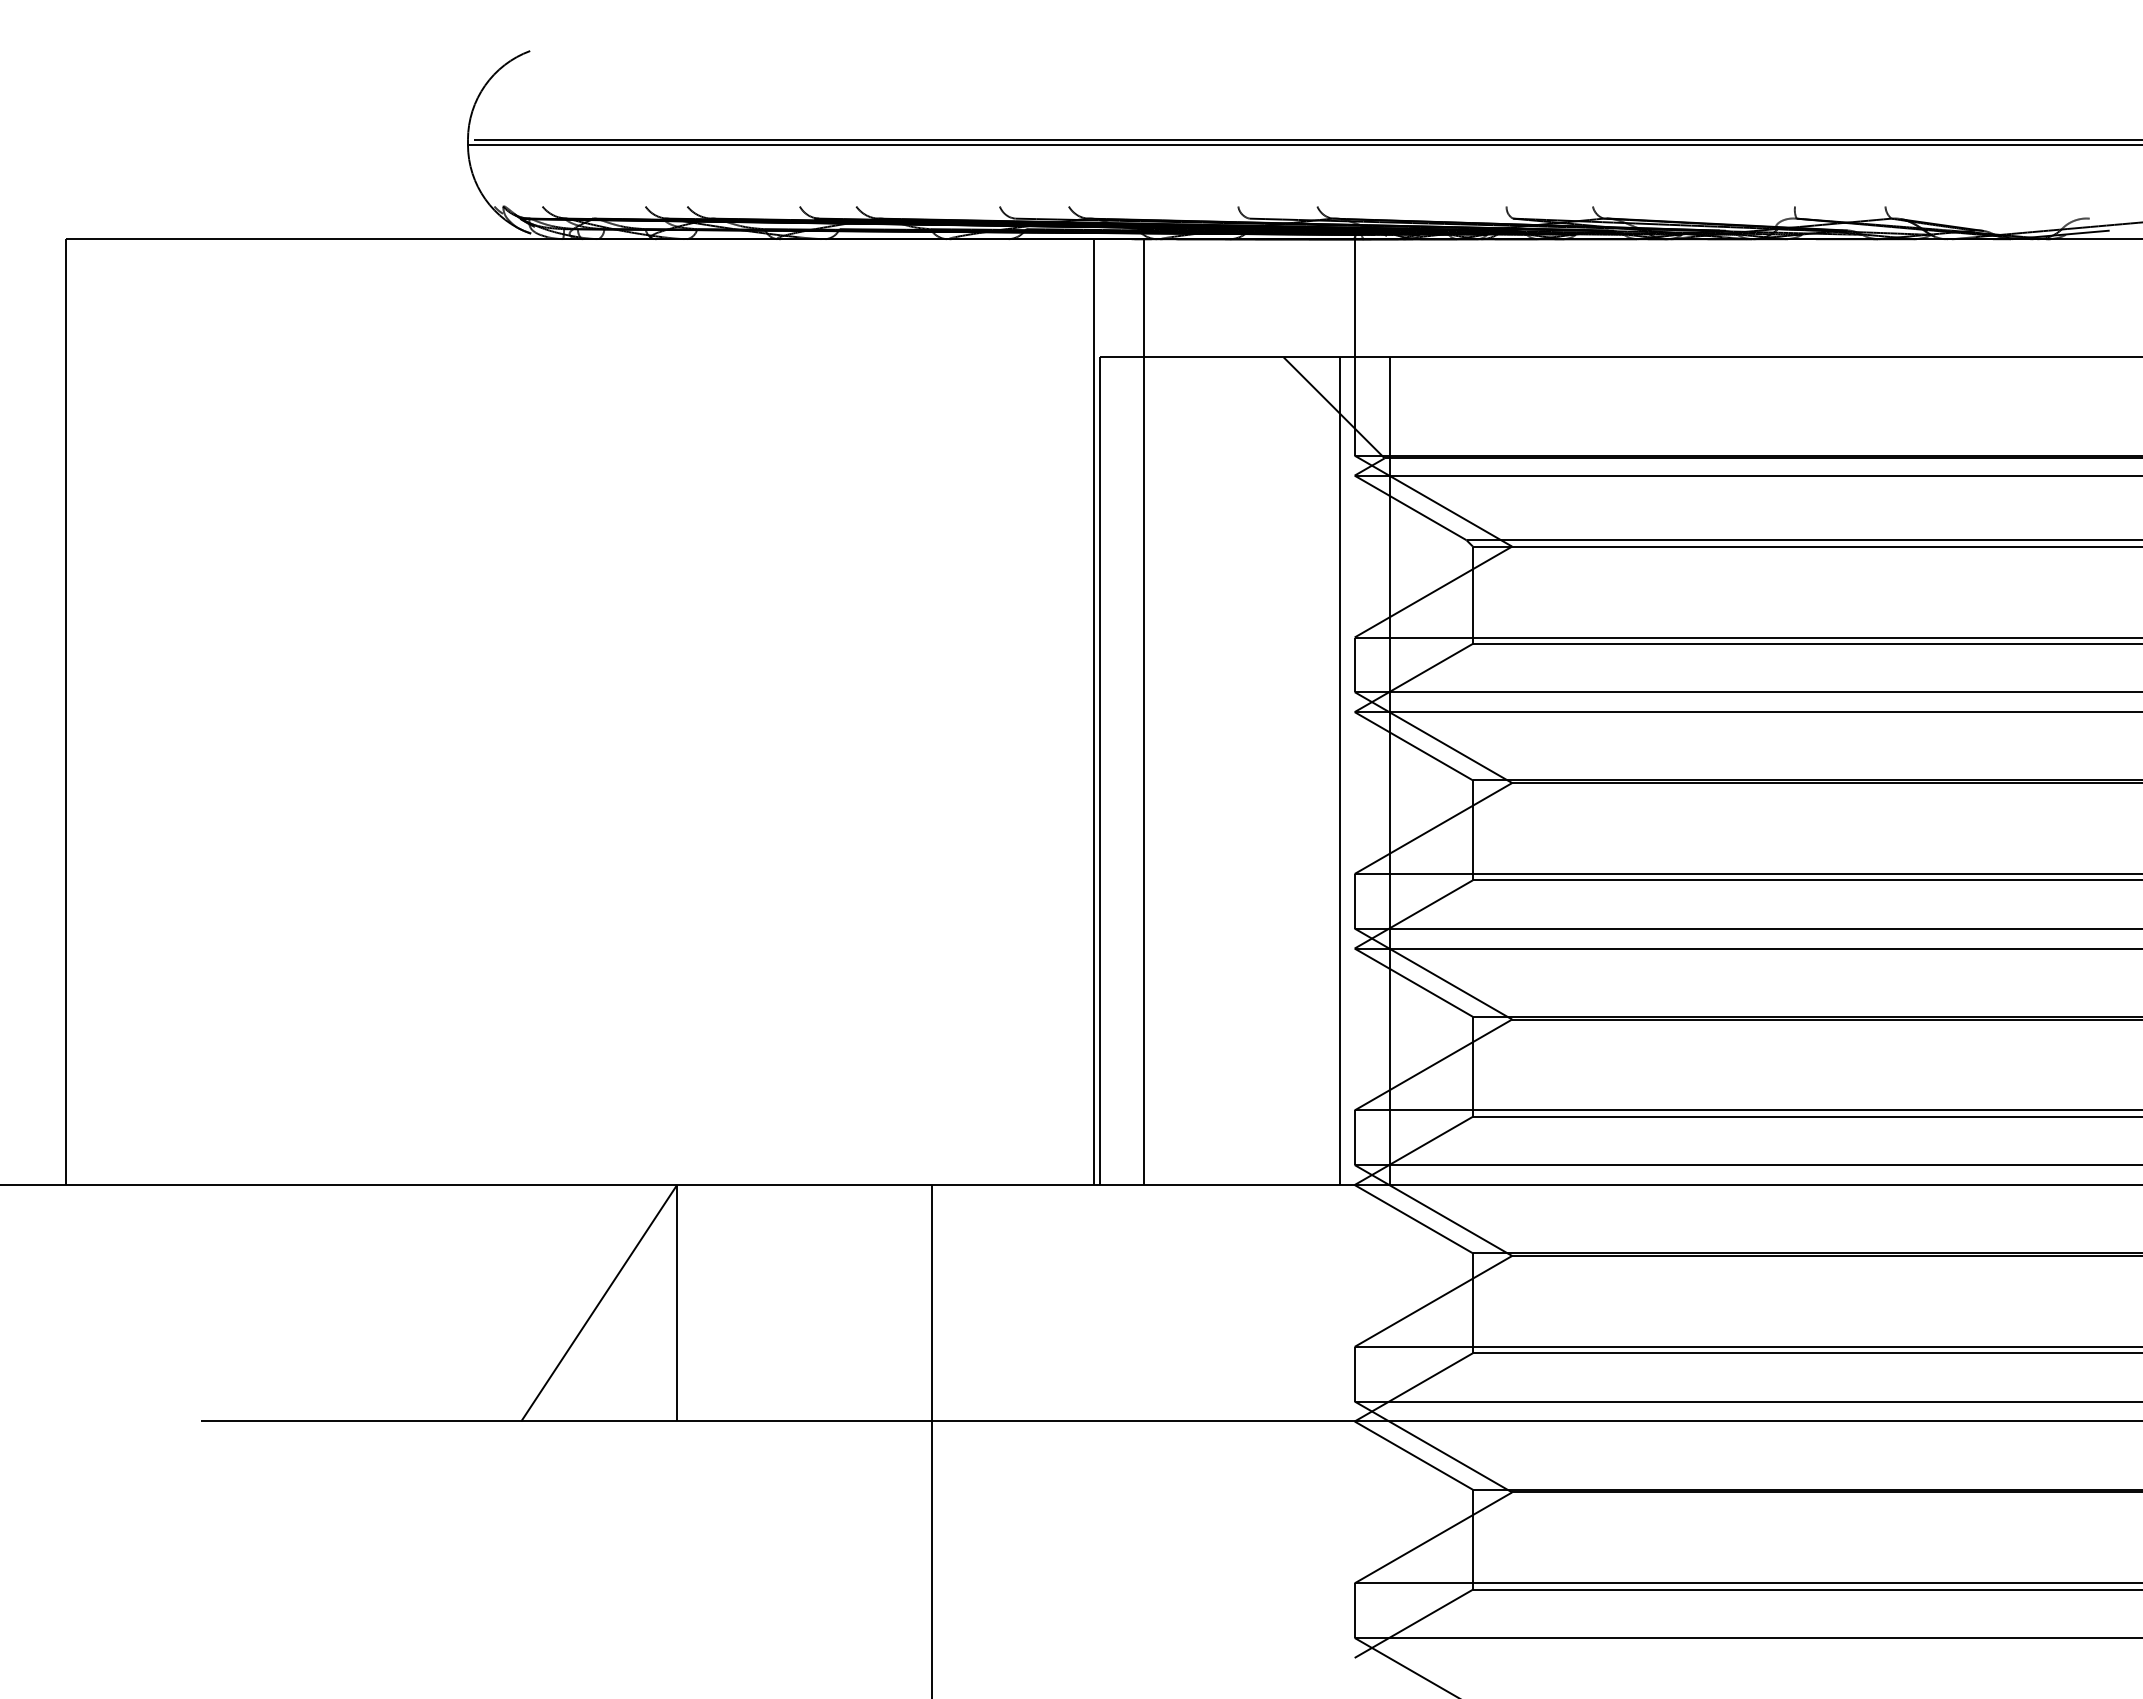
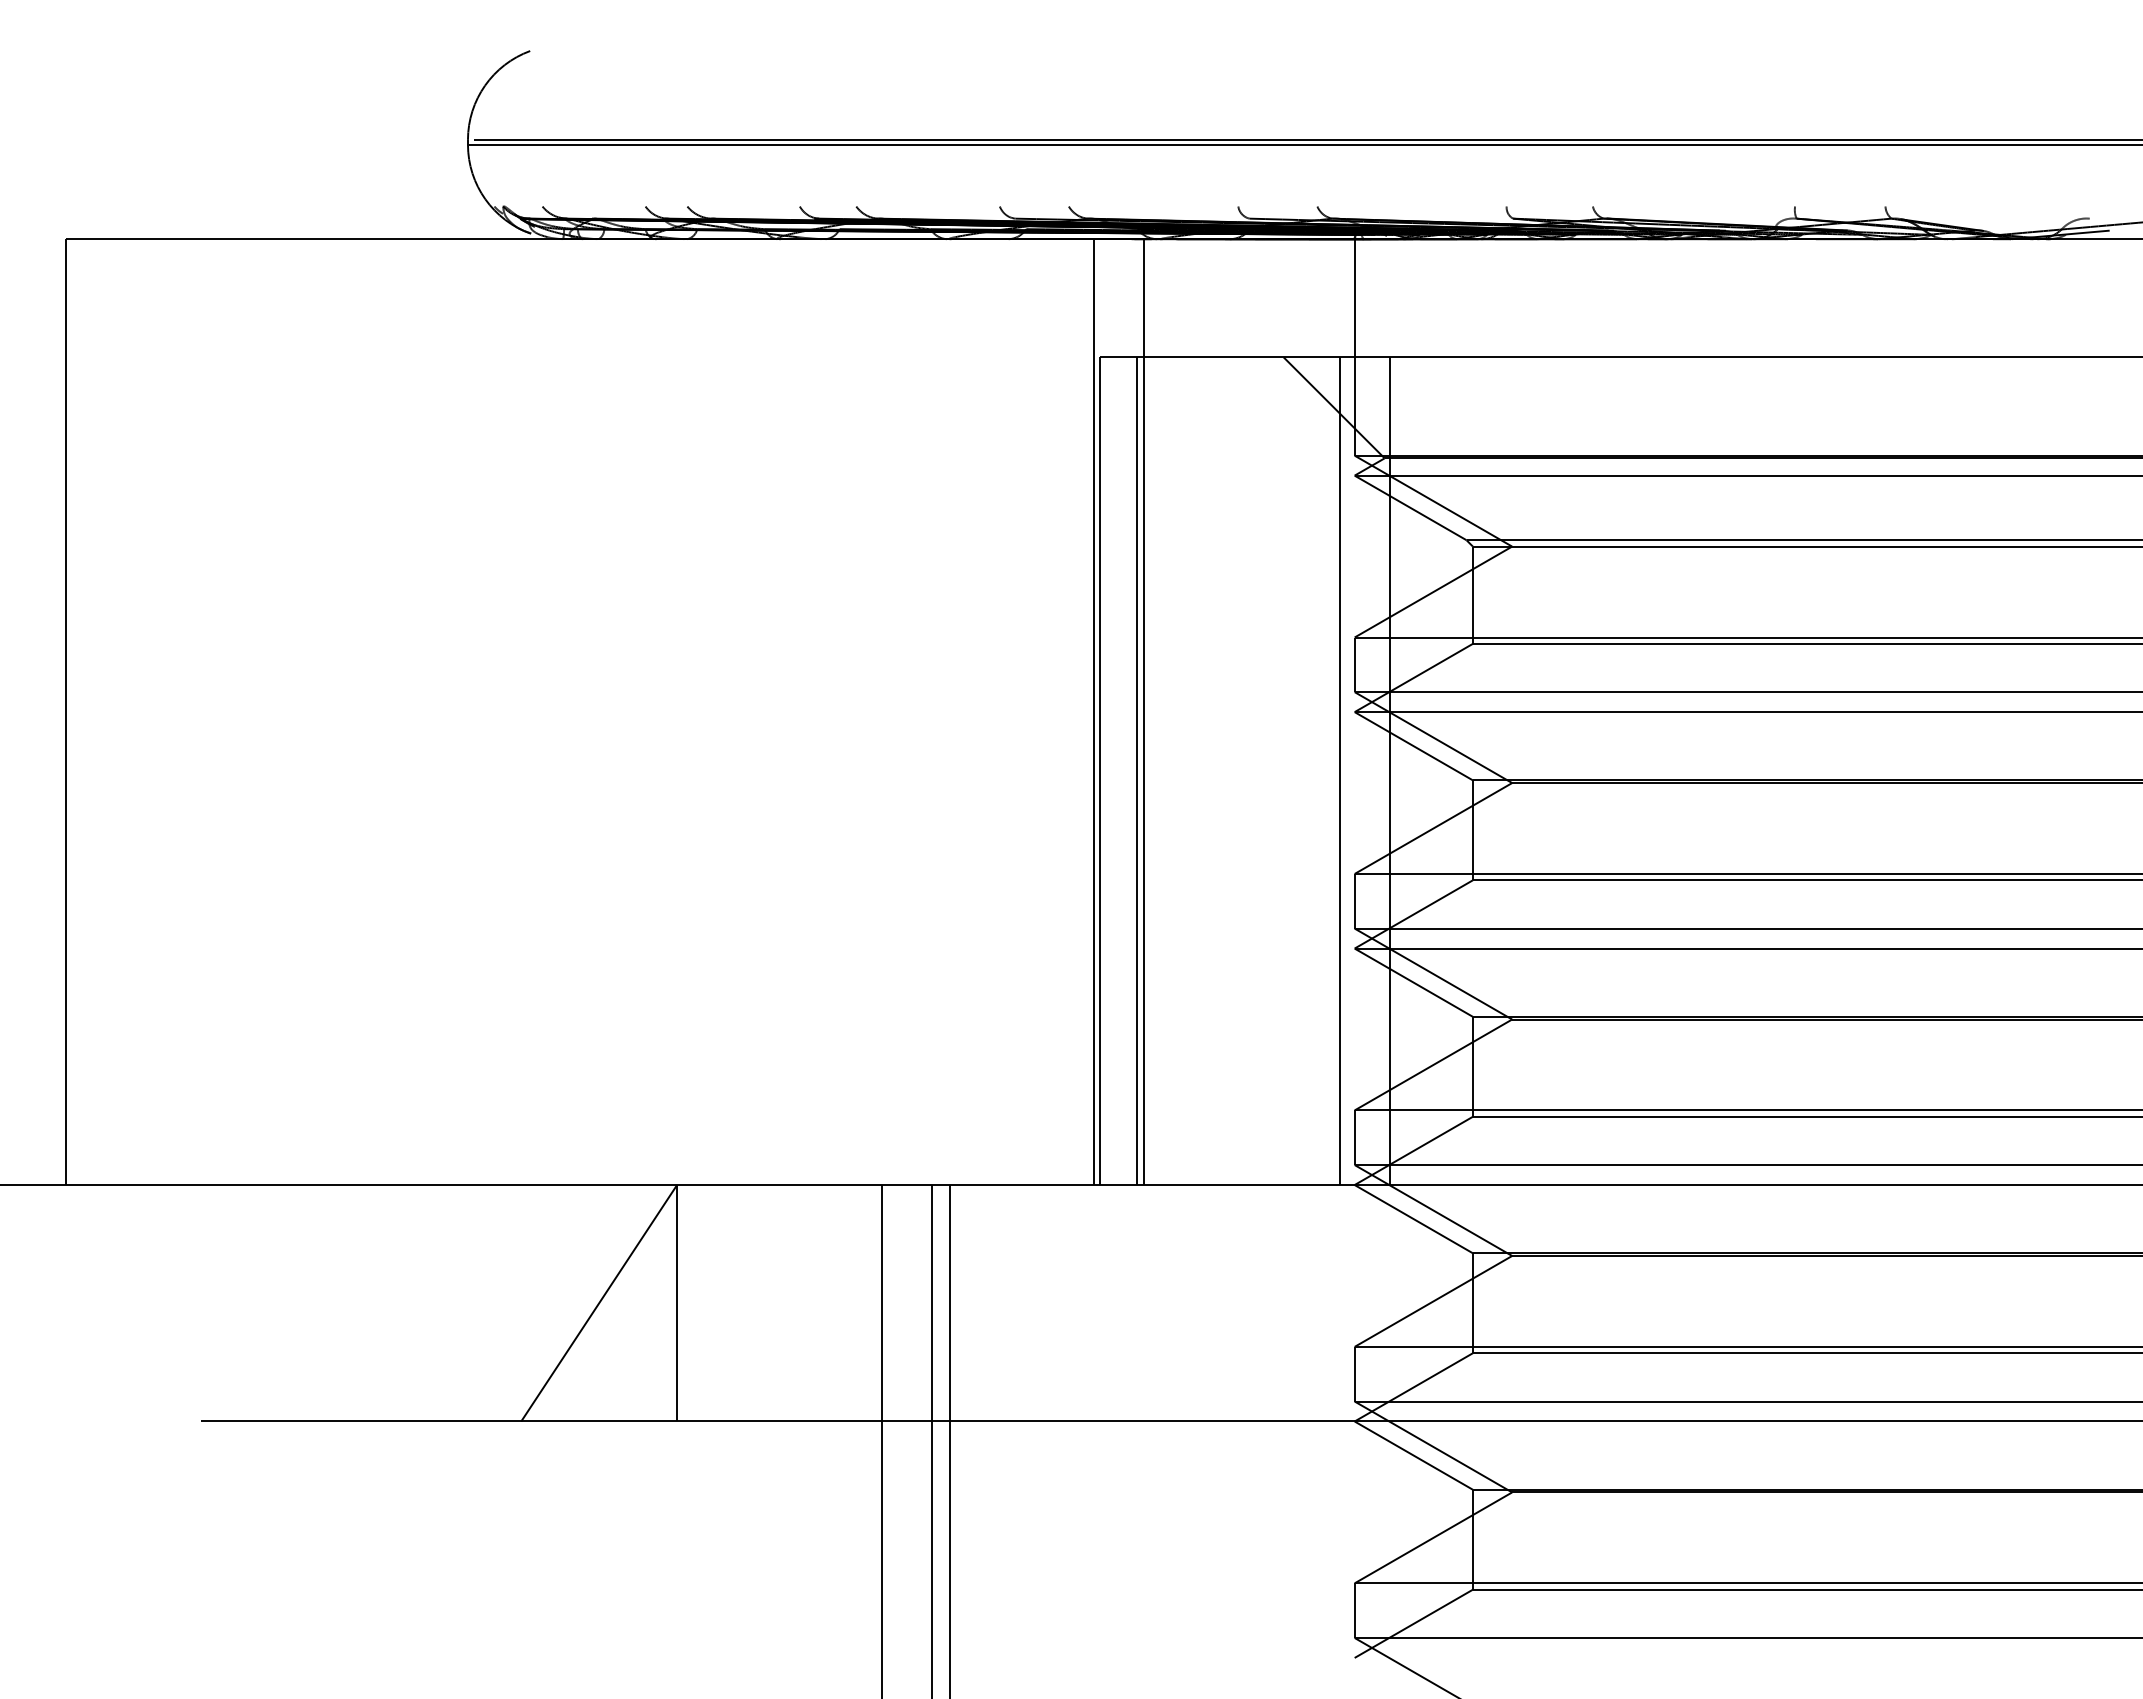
line: none -> present (1136, 771)
line: none -> present (881, 1440)
line: none -> present (950, 1440)
